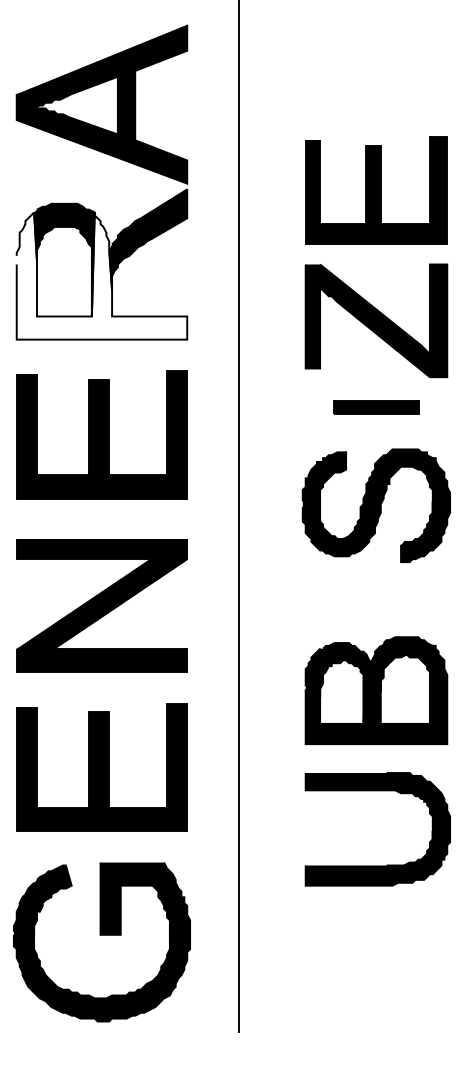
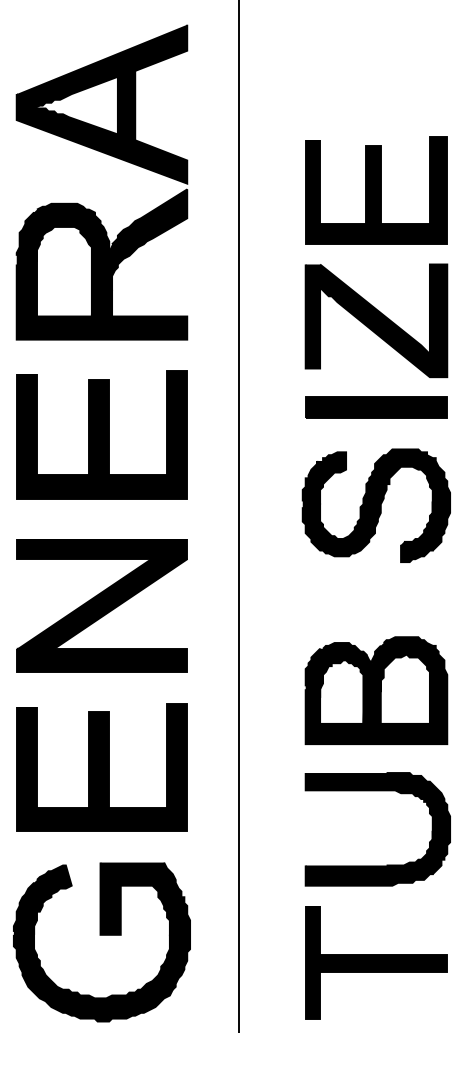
fill: none -> present (101, 275)
part size: 87x15 px -> 143x23 px (376, 407)
part: none -> present (376, 962)
